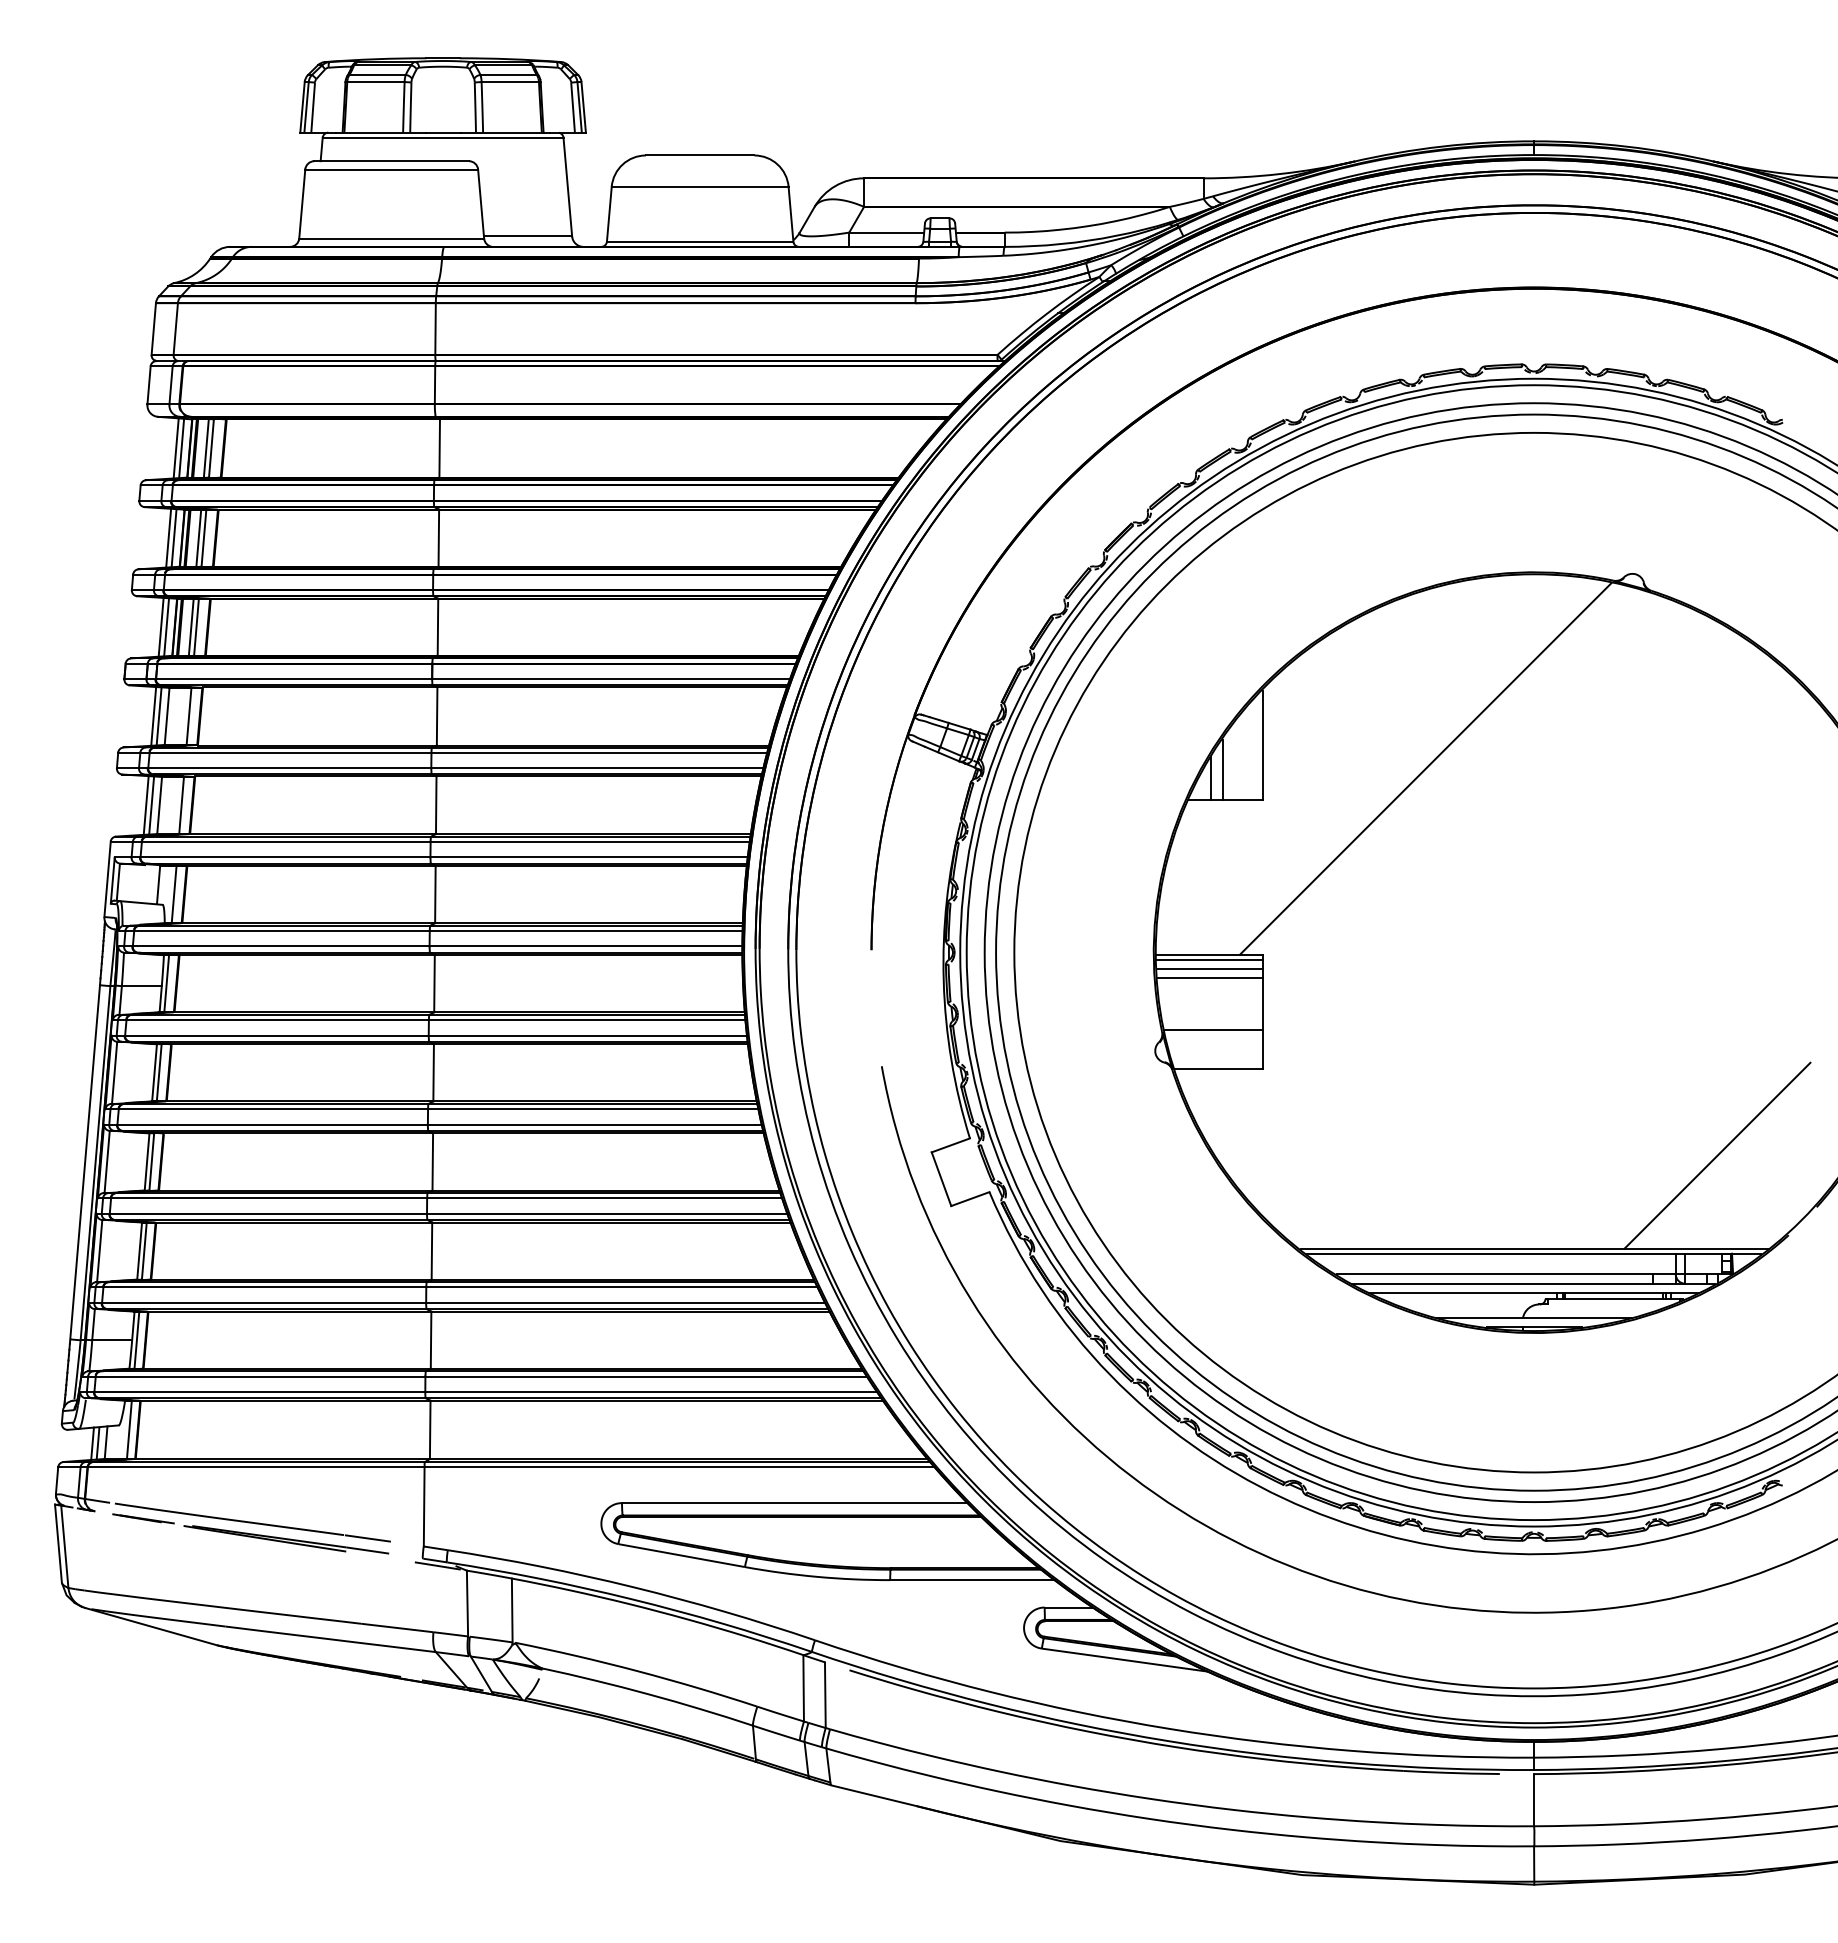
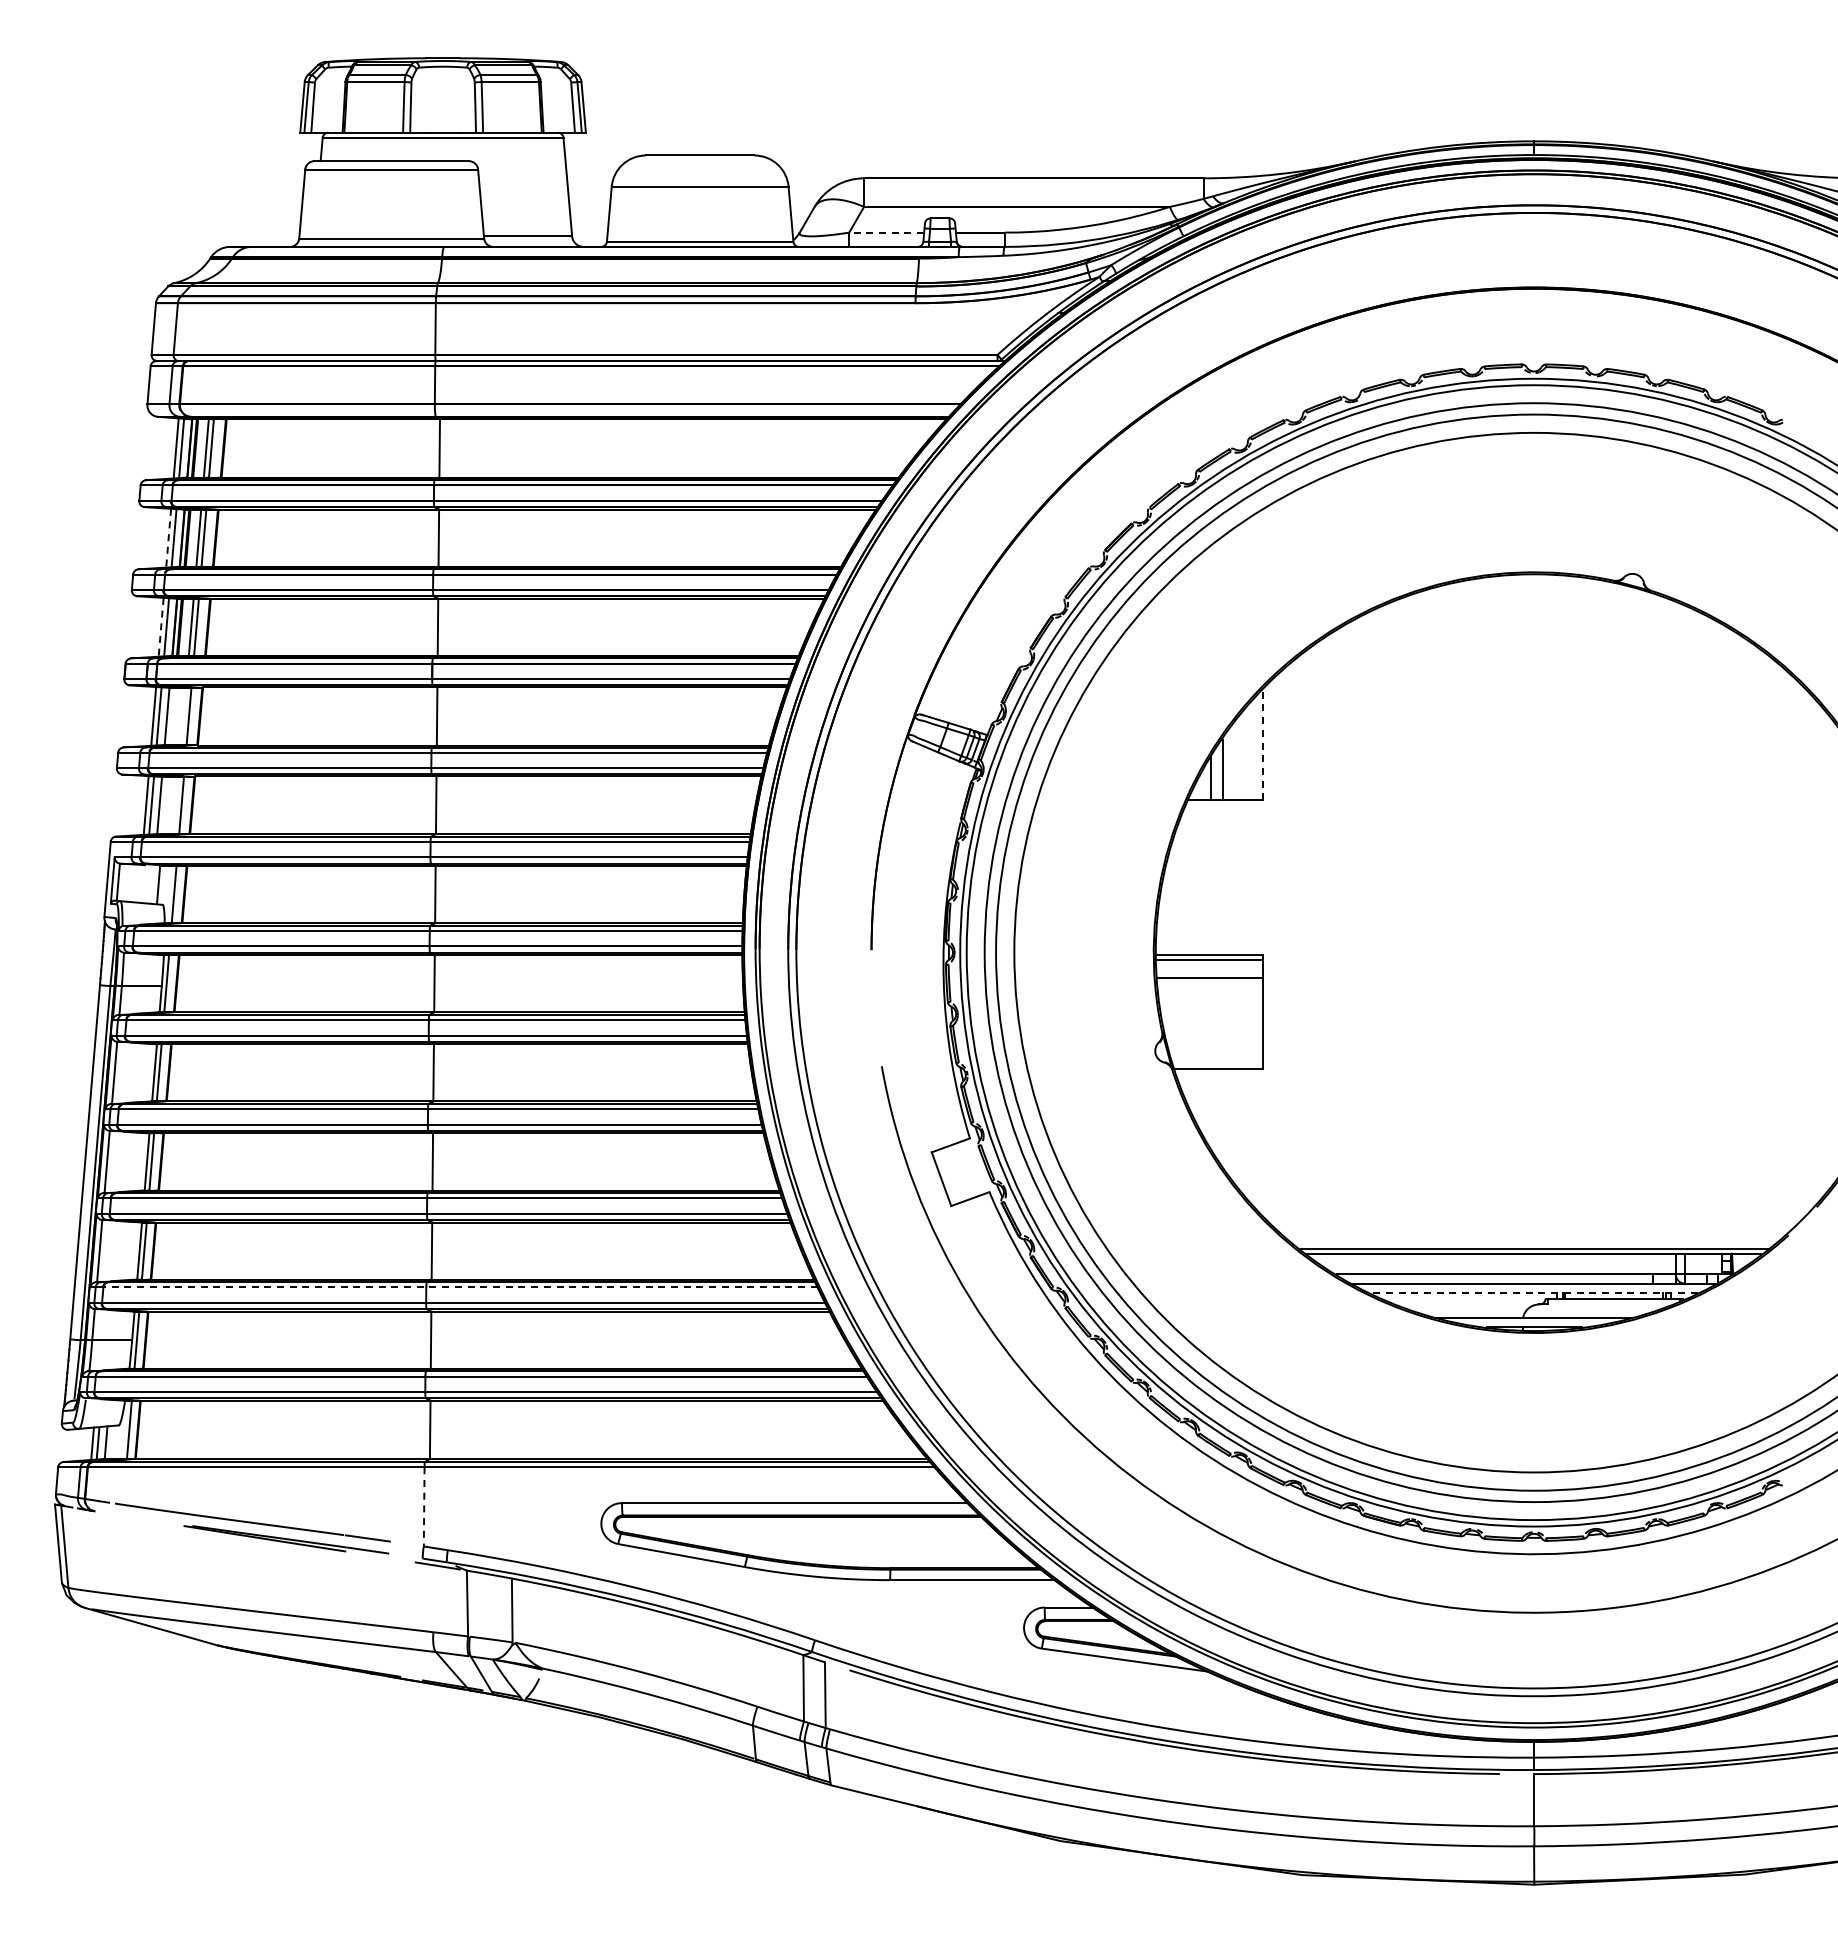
line: solid -> dashed (886, 232)
line: solid -> dashed (168, 538)
line: solid -> dashed (161, 627)
line: solid -> dashed (1262, 745)
line: present -> none (1425, 768)
line: present -> none (1209, 968)
line: present -> none (1213, 1030)
line: present -> none (1717, 1155)
line: solid -> dashed (460, 1287)
line: solid -> dashed (1534, 1292)
line: solid -> dashed (424, 1506)
line: present -> none (143, 1518)
